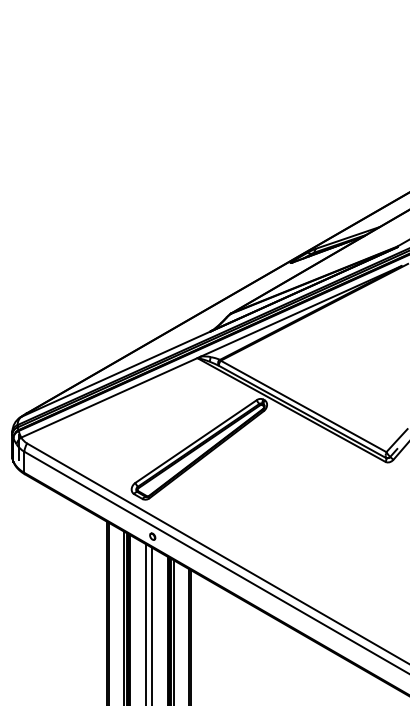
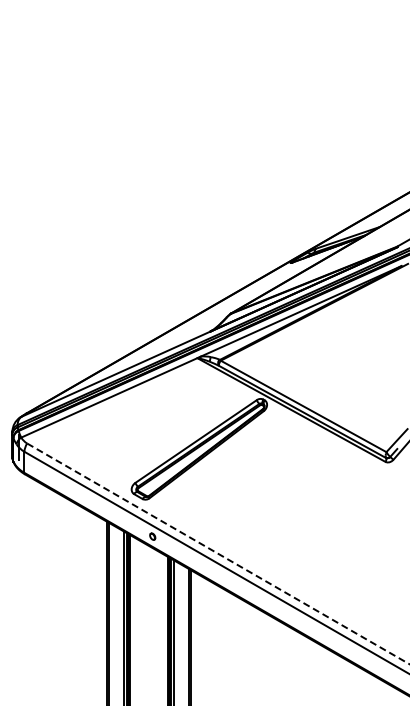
line: solid -> dashed (218, 553)
line: present -> none (145, 622)
line: present -> none (152, 624)
